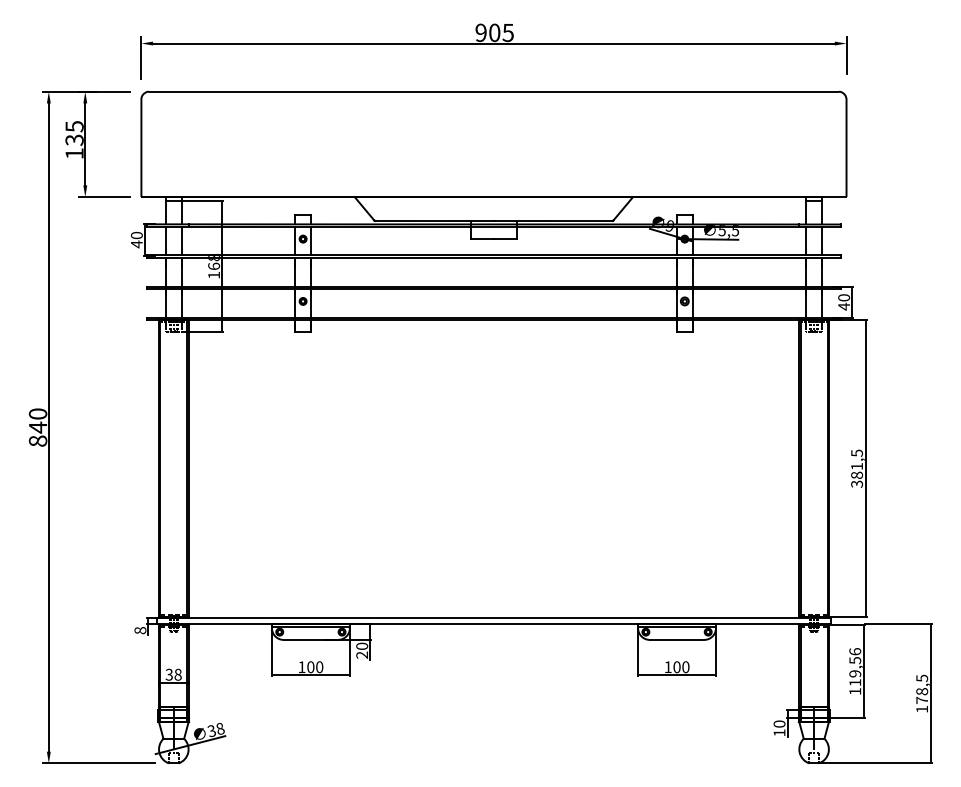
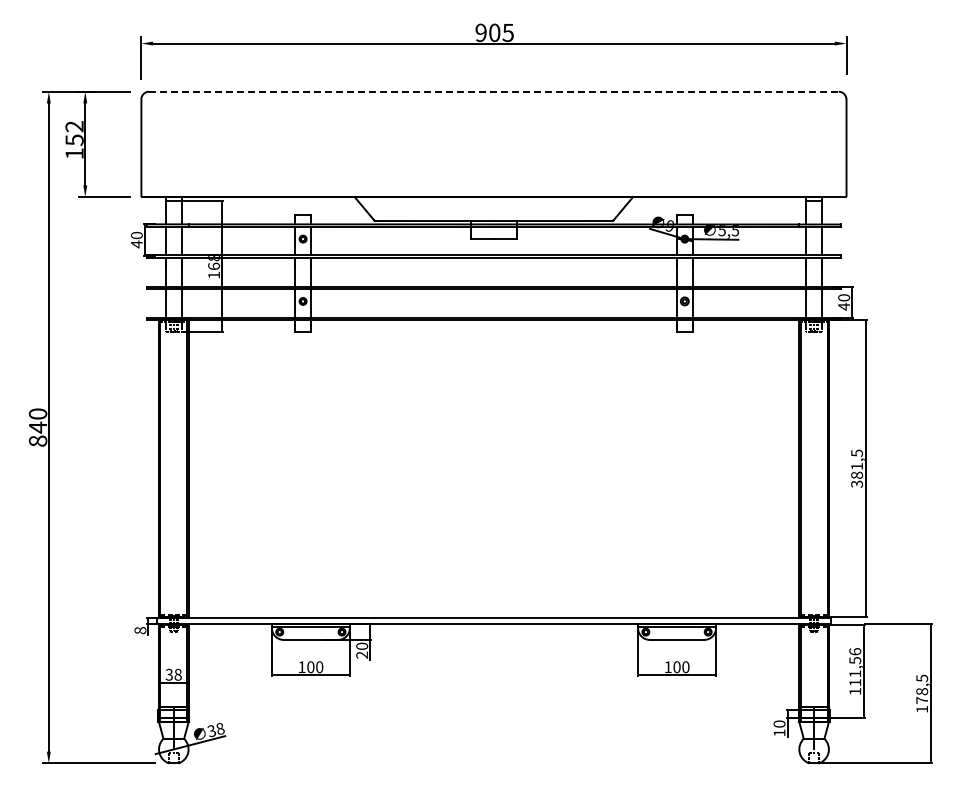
line: solid -> dashed (493, 91)
text: 135 -> 152 (74, 133)
text: 119,56 -> 111,56 (855, 673)
